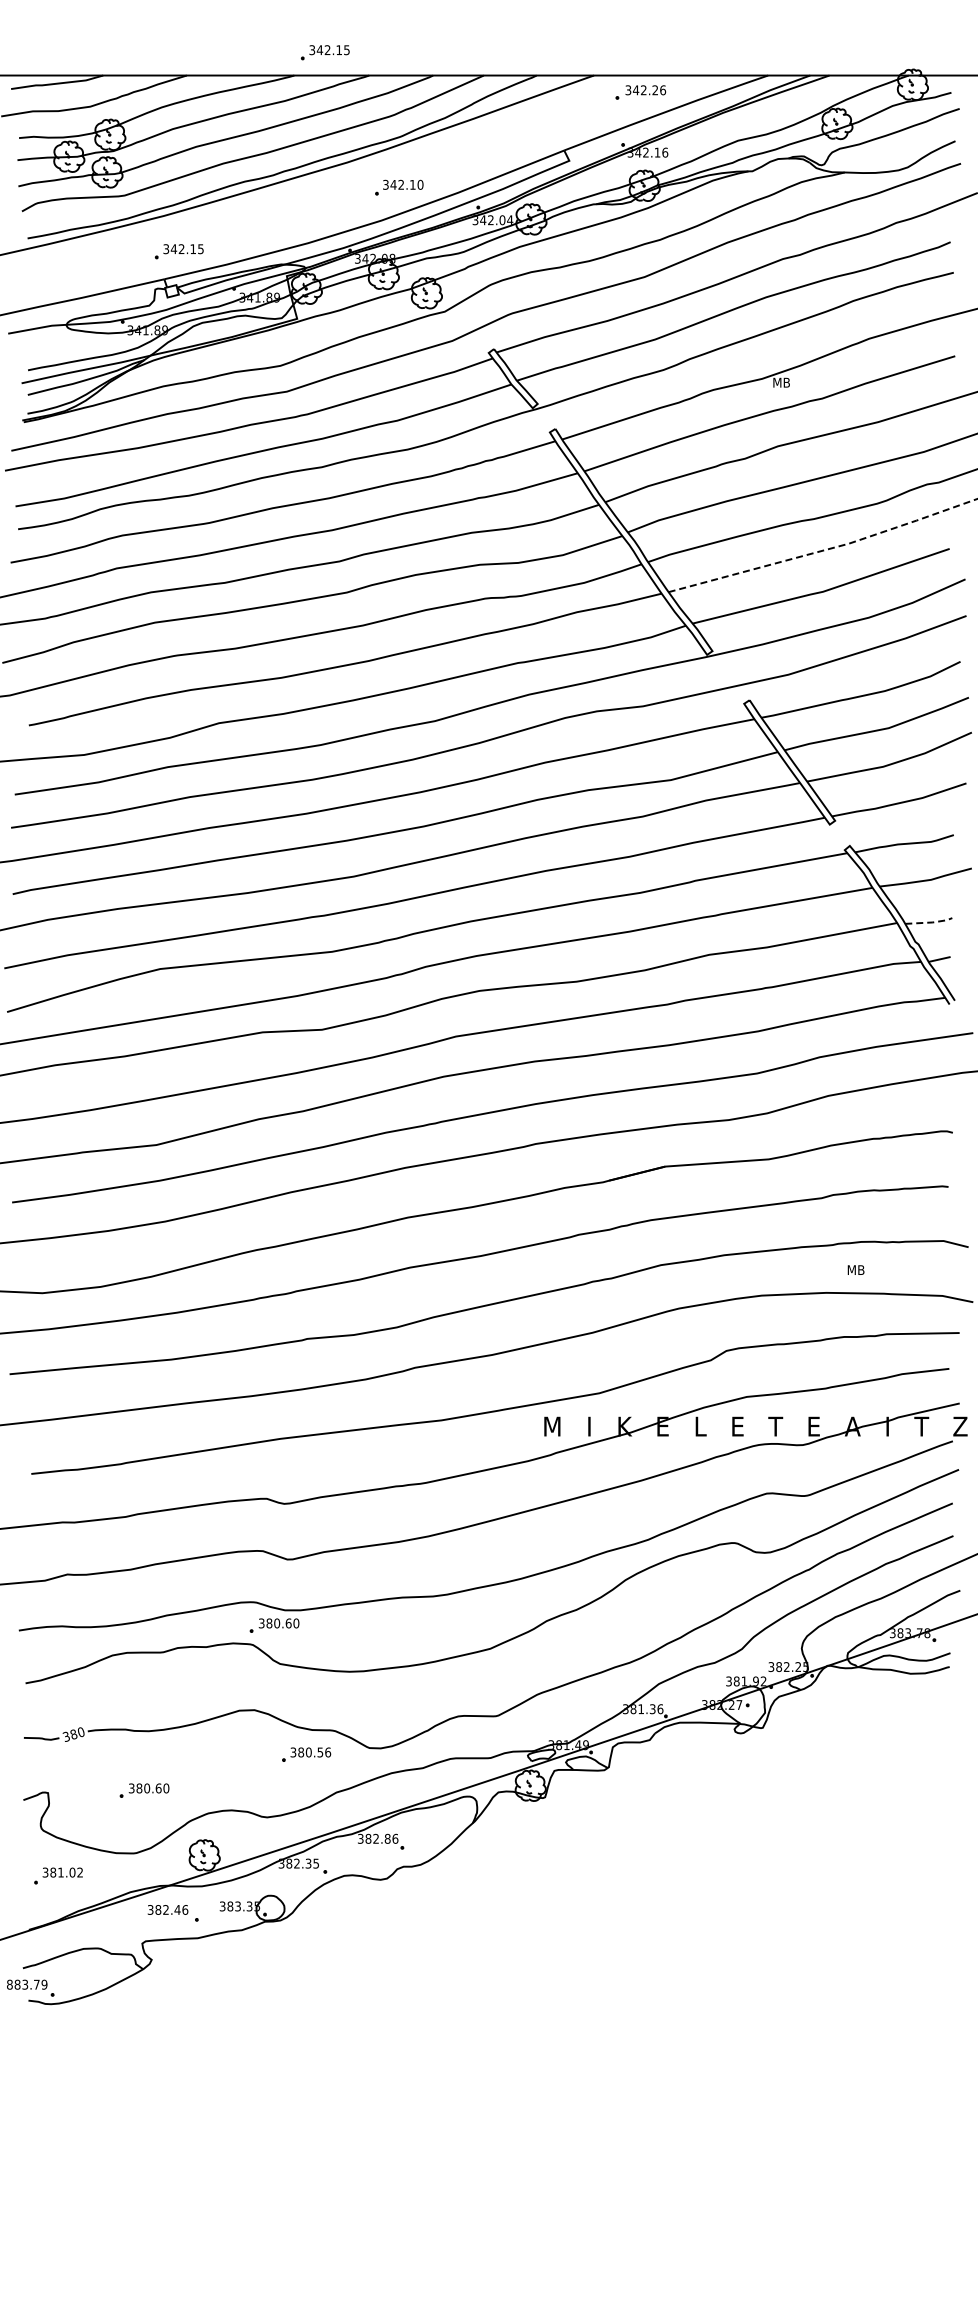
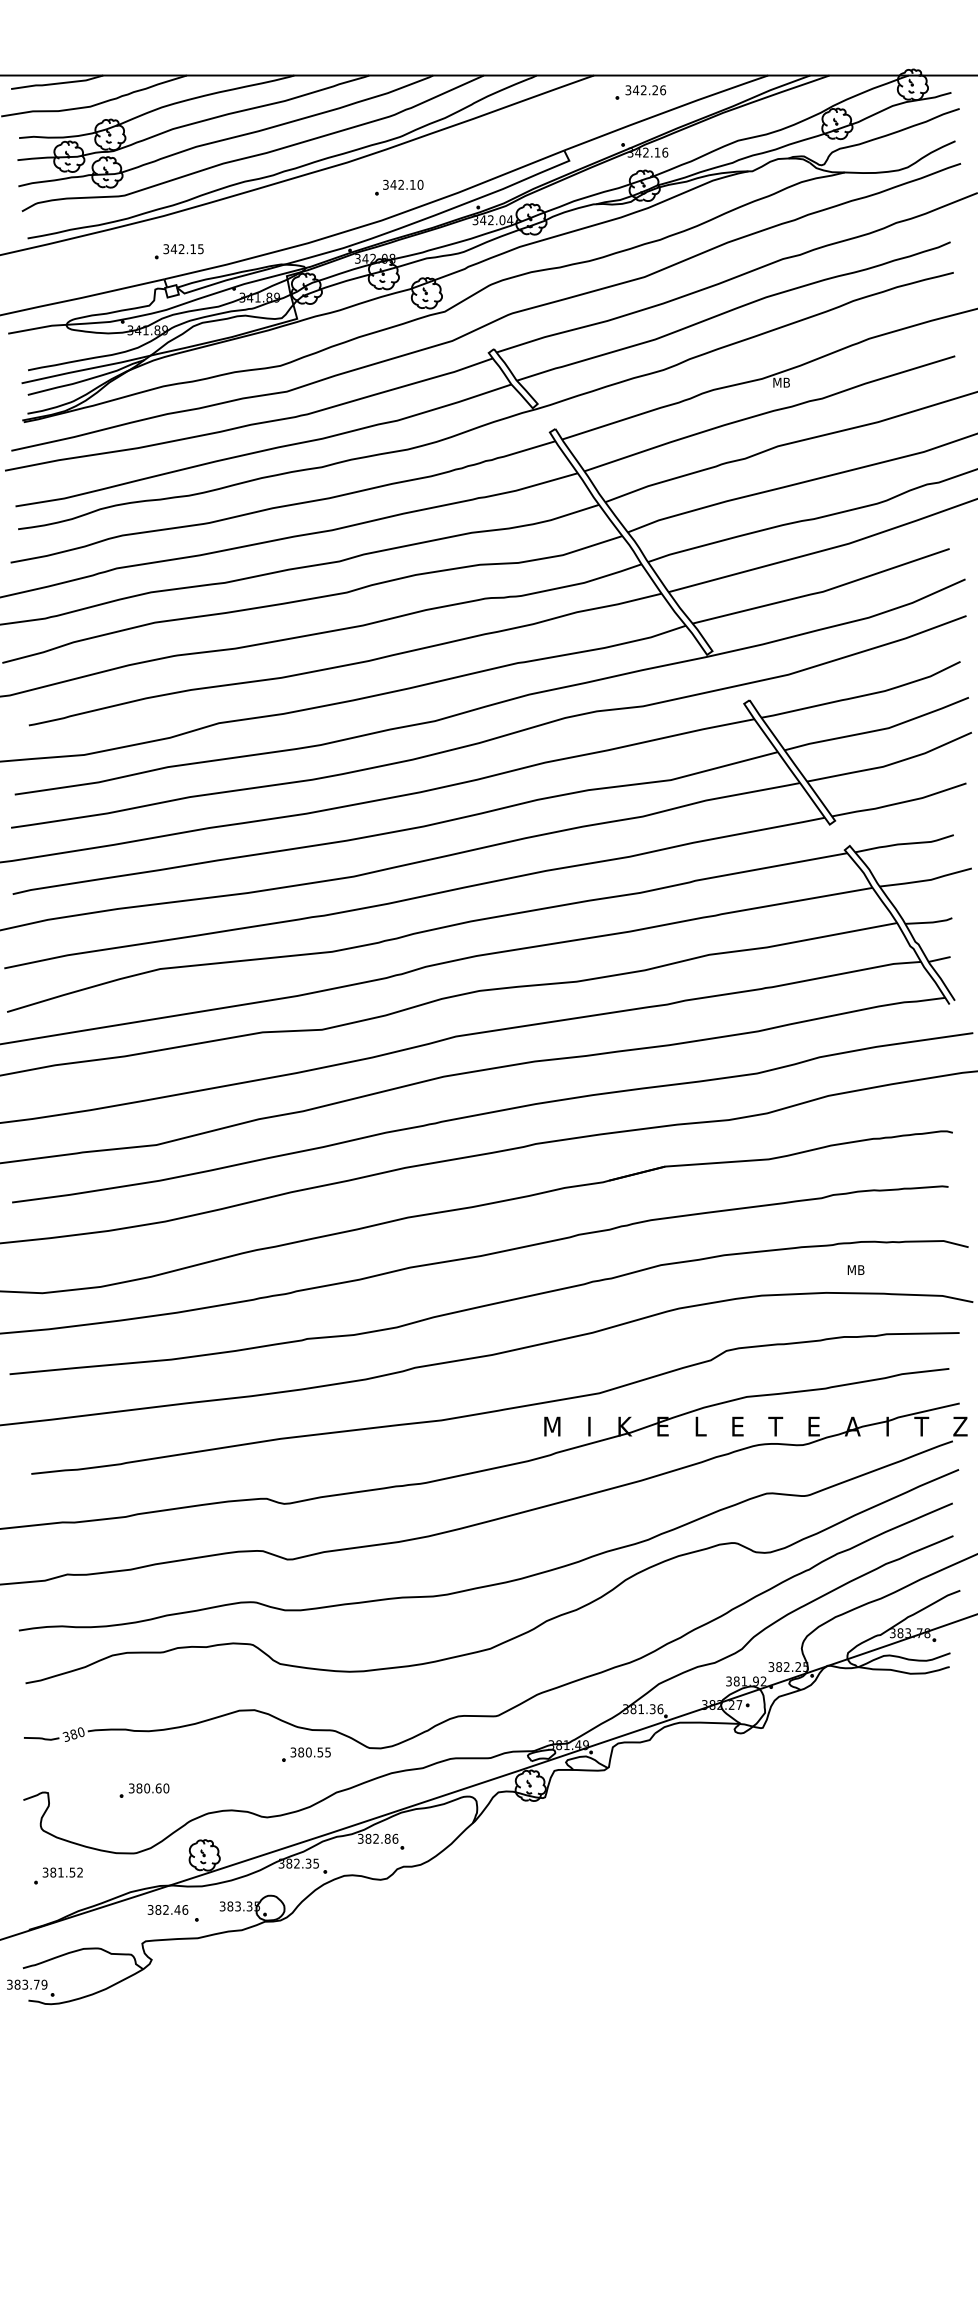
part: present -> none (324, 52)
line: dashed -> solid (825, 549)
line: dashed -> solid (930, 922)
part: present -> none (274, 1625)
text: 380.56 -> 380.55 (328, 1752)
text: 381.02 -> 381.52 (72, 1872)
text: 883.79 -> 383.79 (9, 1984)
